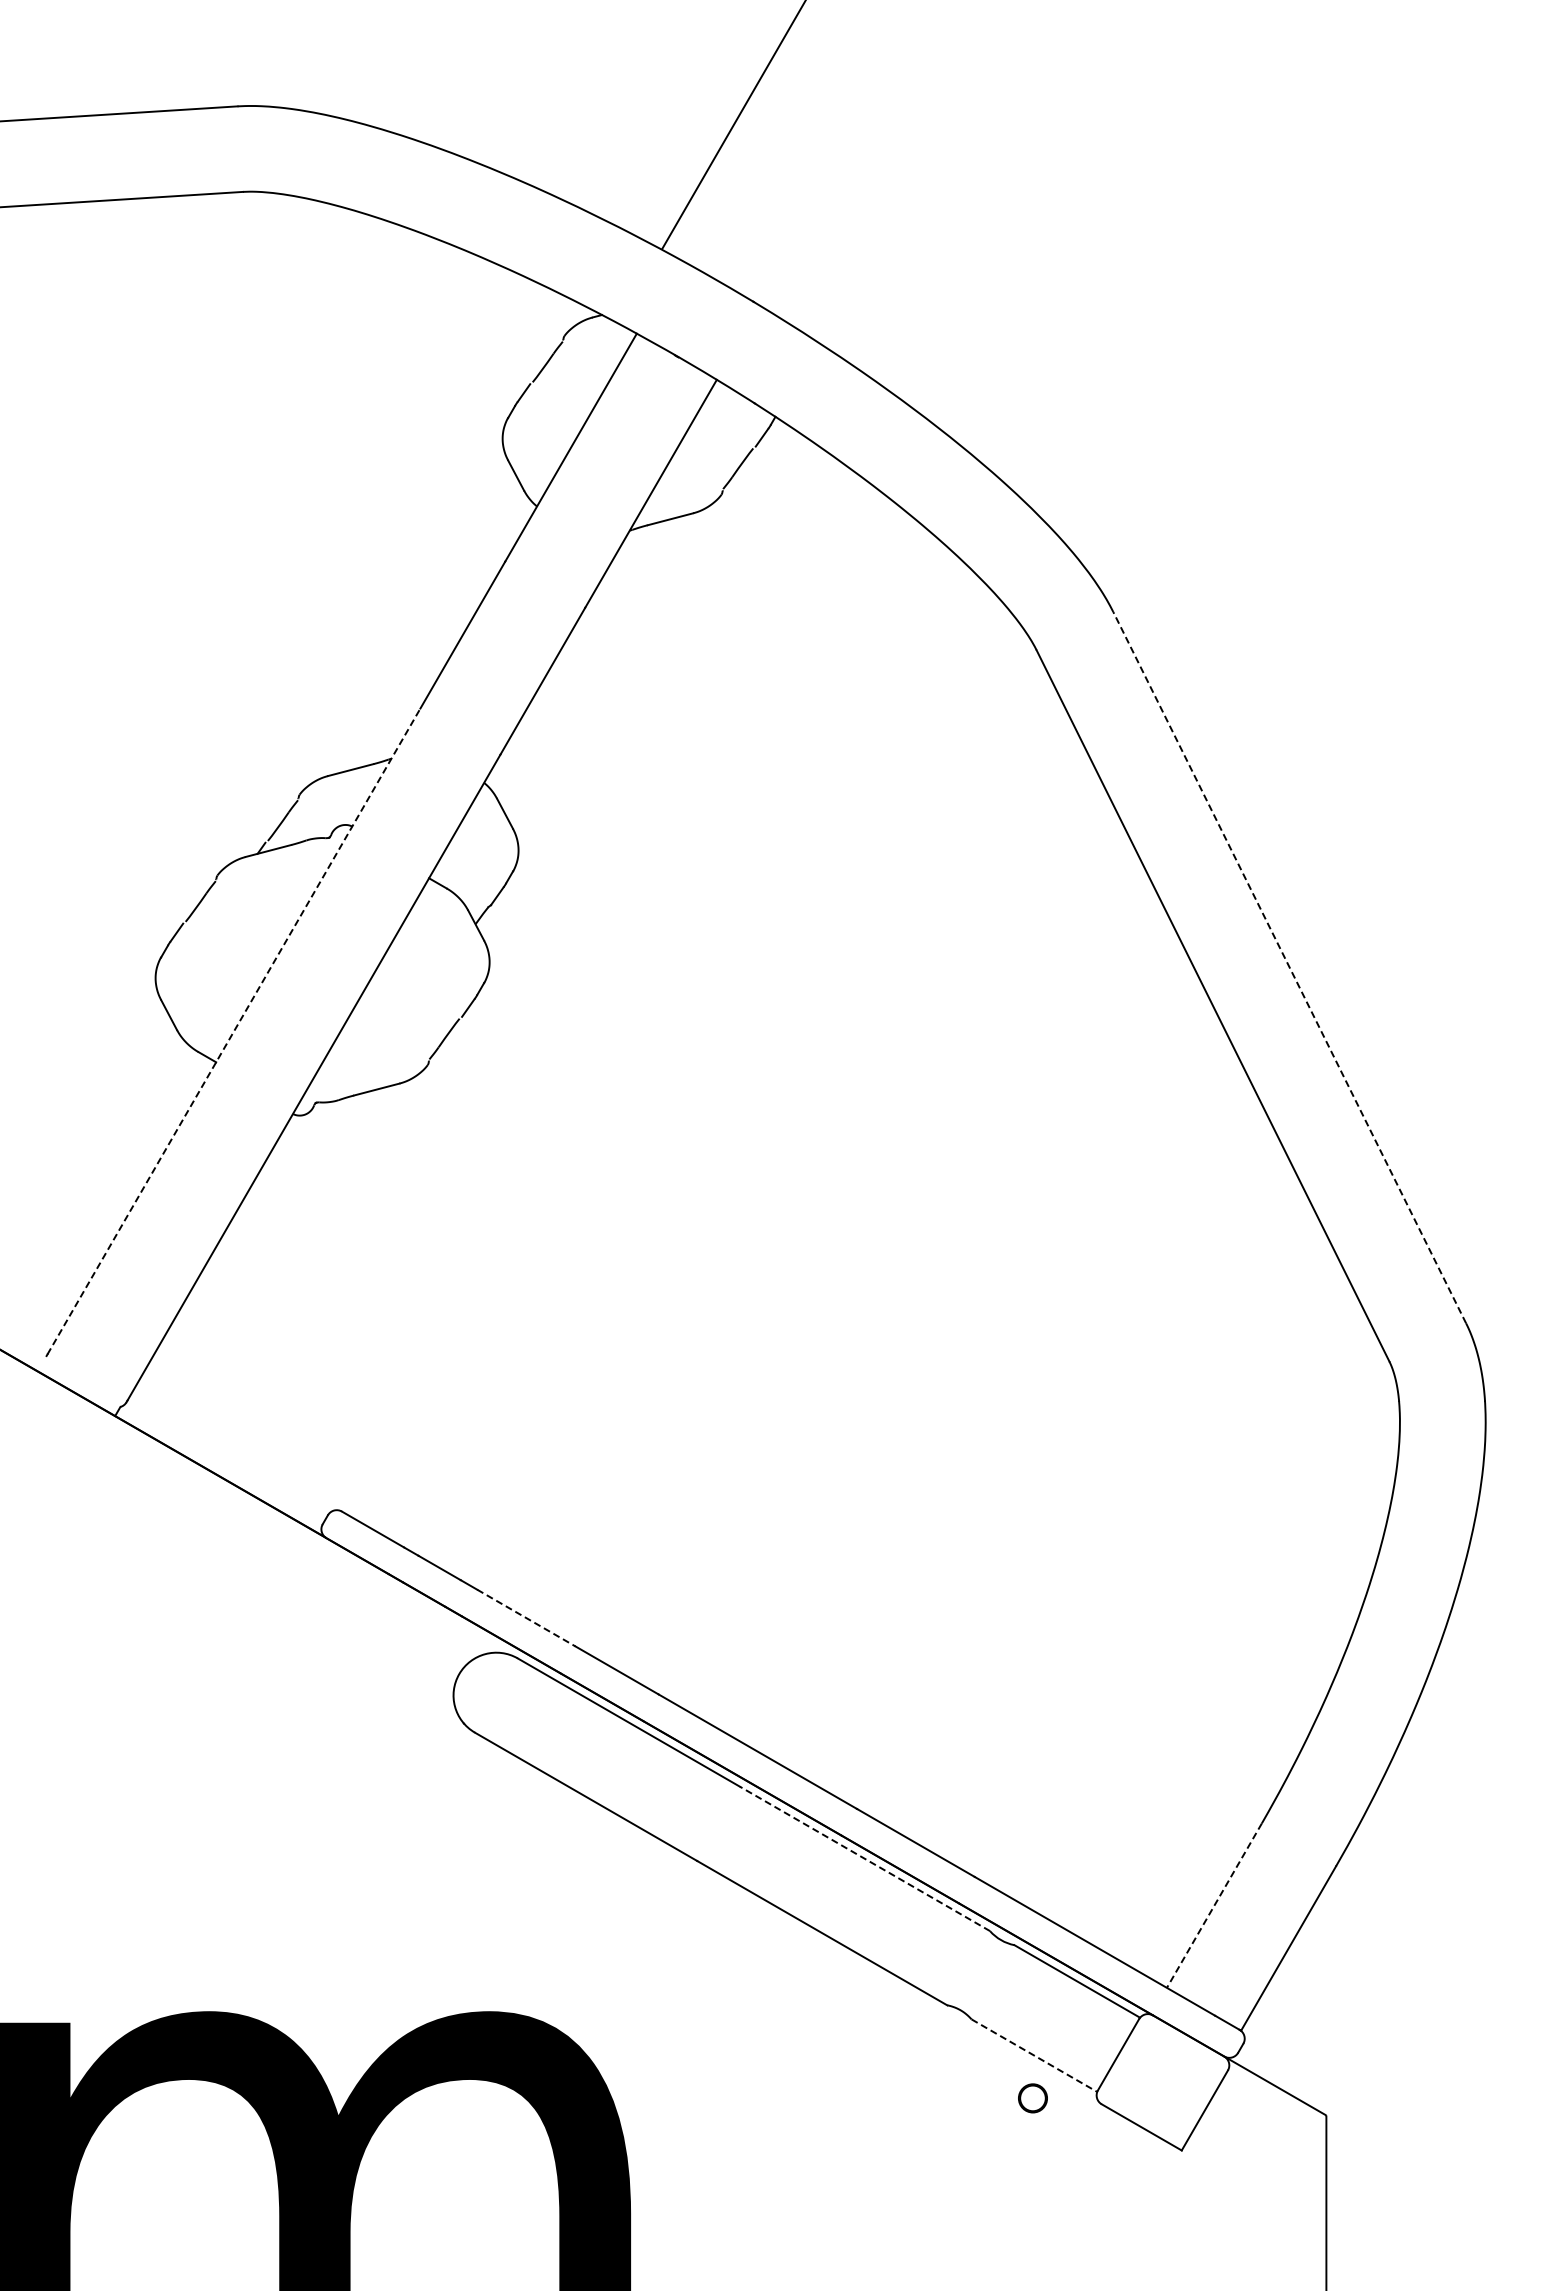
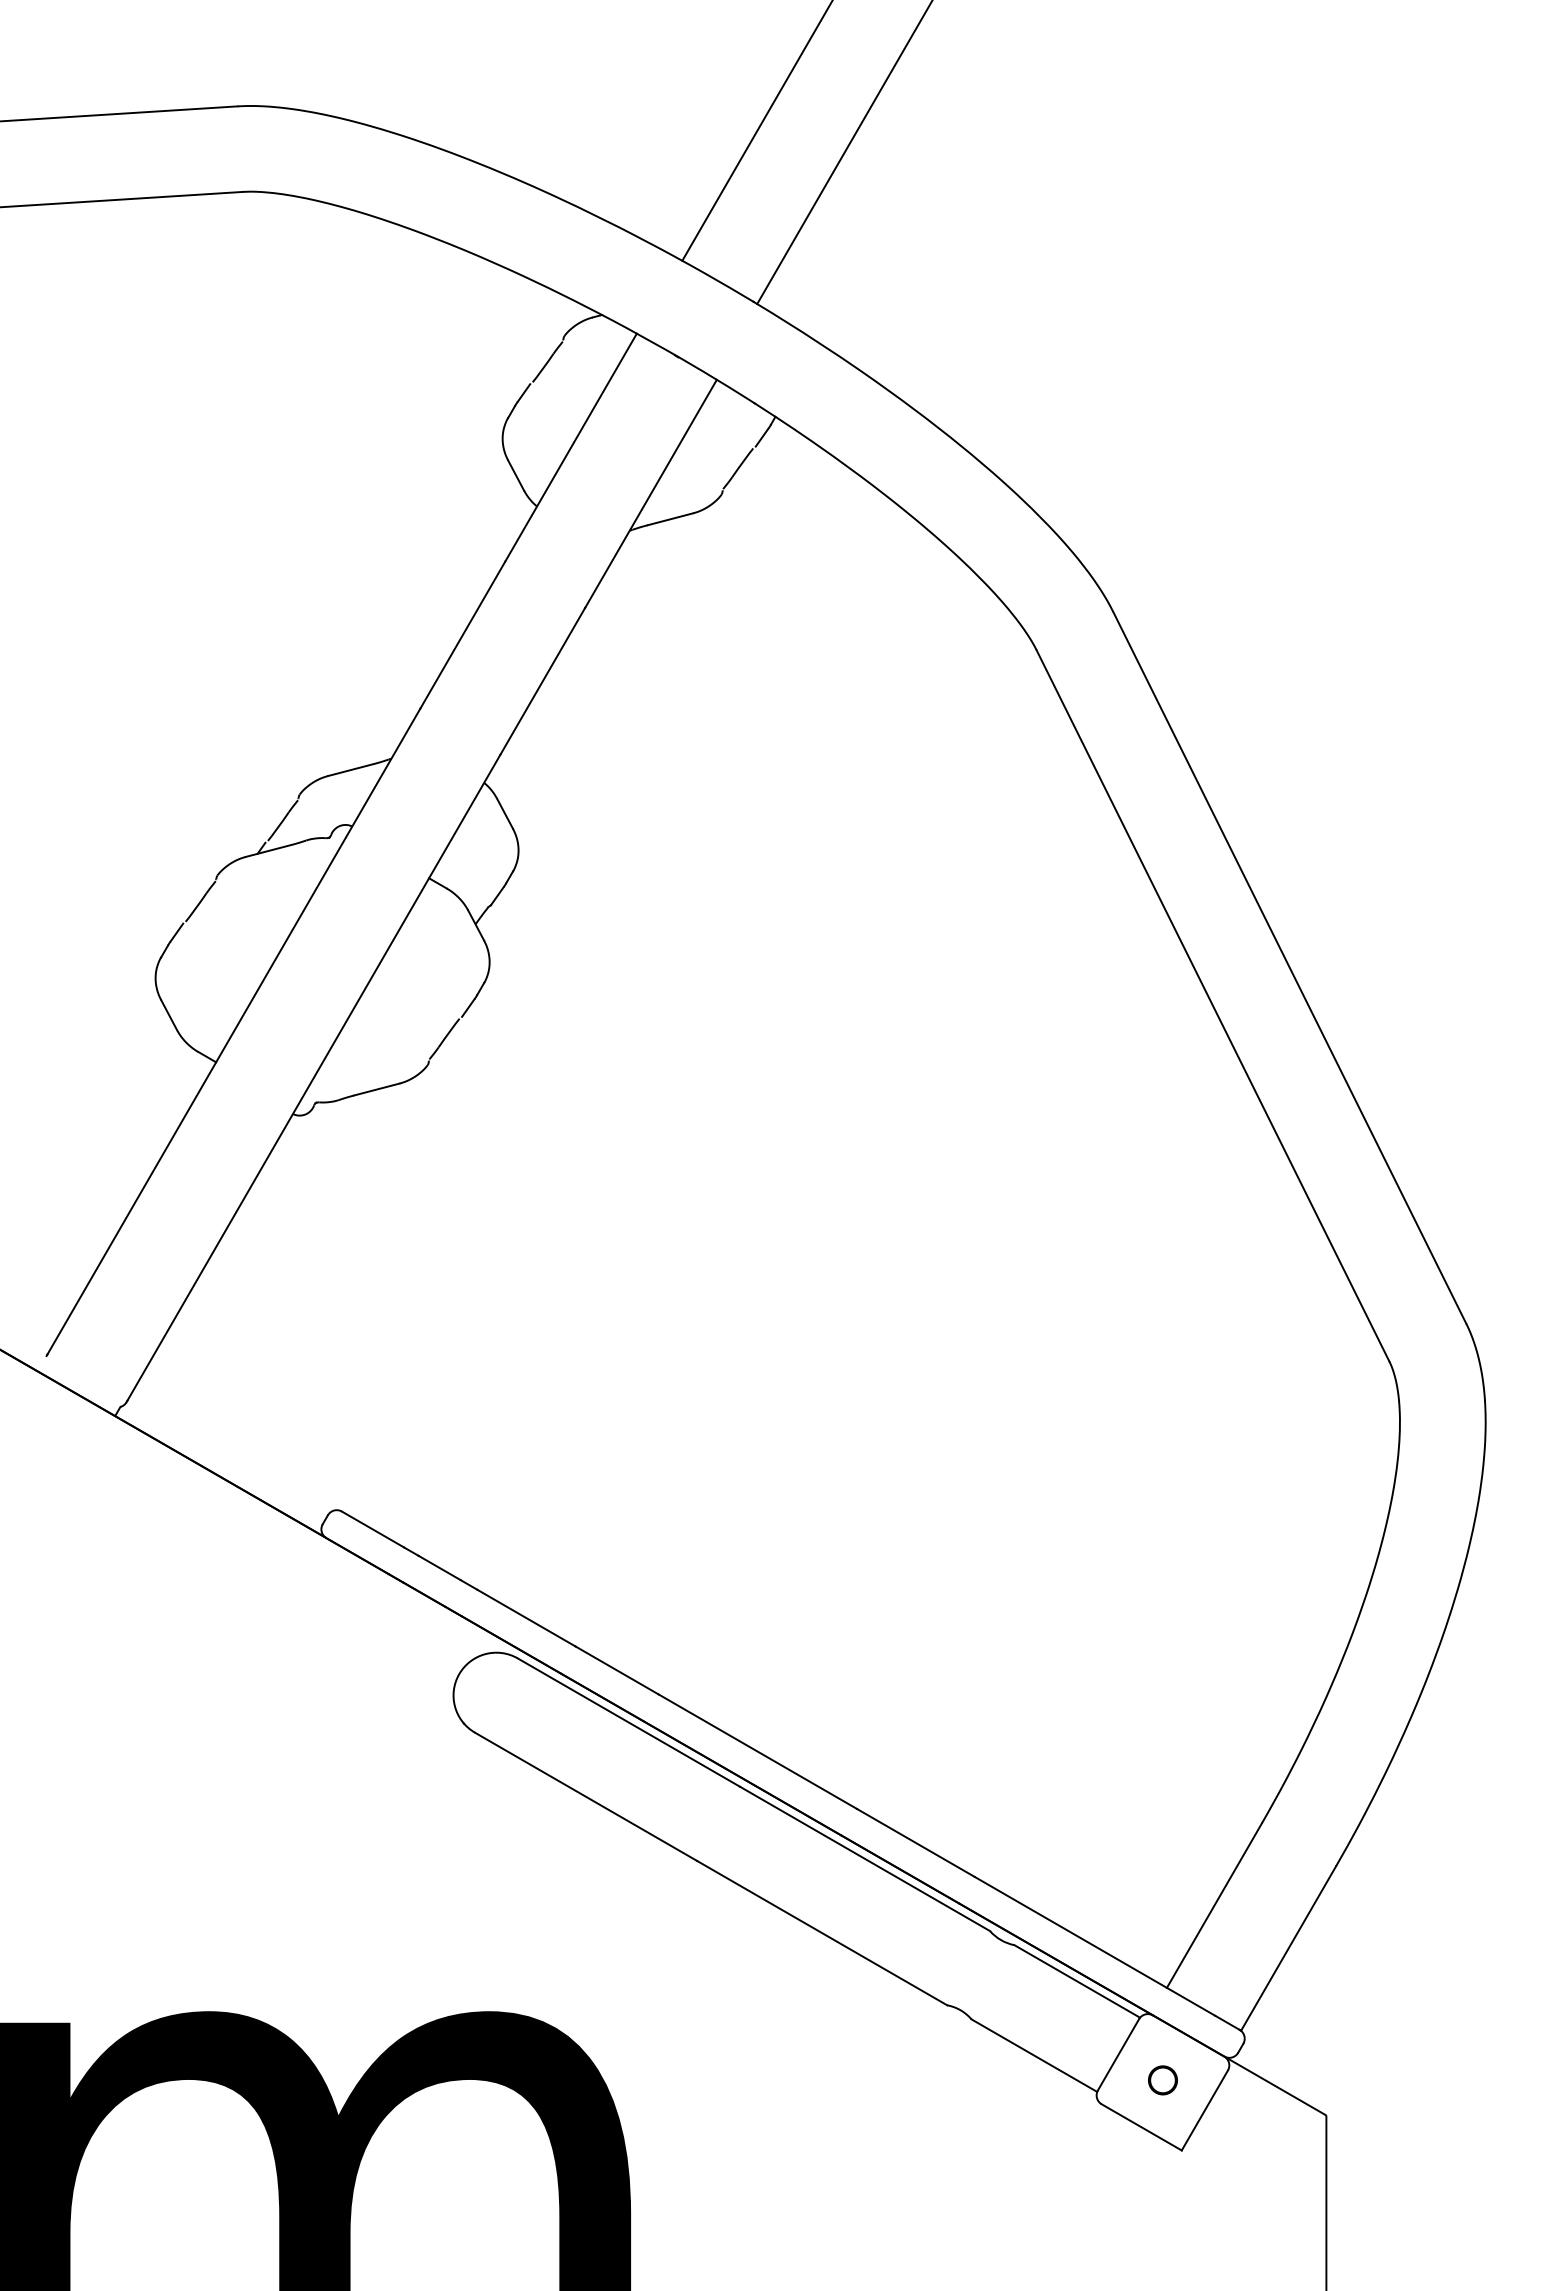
line position: (733, 125) -> (756, 131) (756, 131)
line: none -> present (844, 153)
line: dashed -> solid (1289, 967)
line: dashed -> solid (233, 1031)
line: dashed -> solid (526, 1618)
line: dashed -> solid (864, 1858)
line: dashed -> solid (1214, 1905)
line: dashed -> solid (1034, 2055)
circle position: (1032, 2098) -> (1162, 2080) (1162, 2080)
